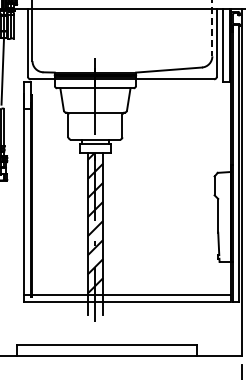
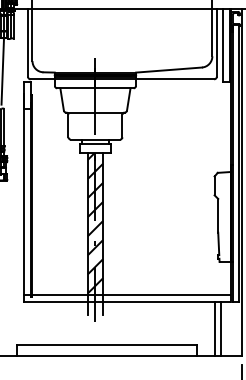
line: dashed -> solid (212, 28)
line: none -> present (214, 328)
line: none -> present (221, 328)
